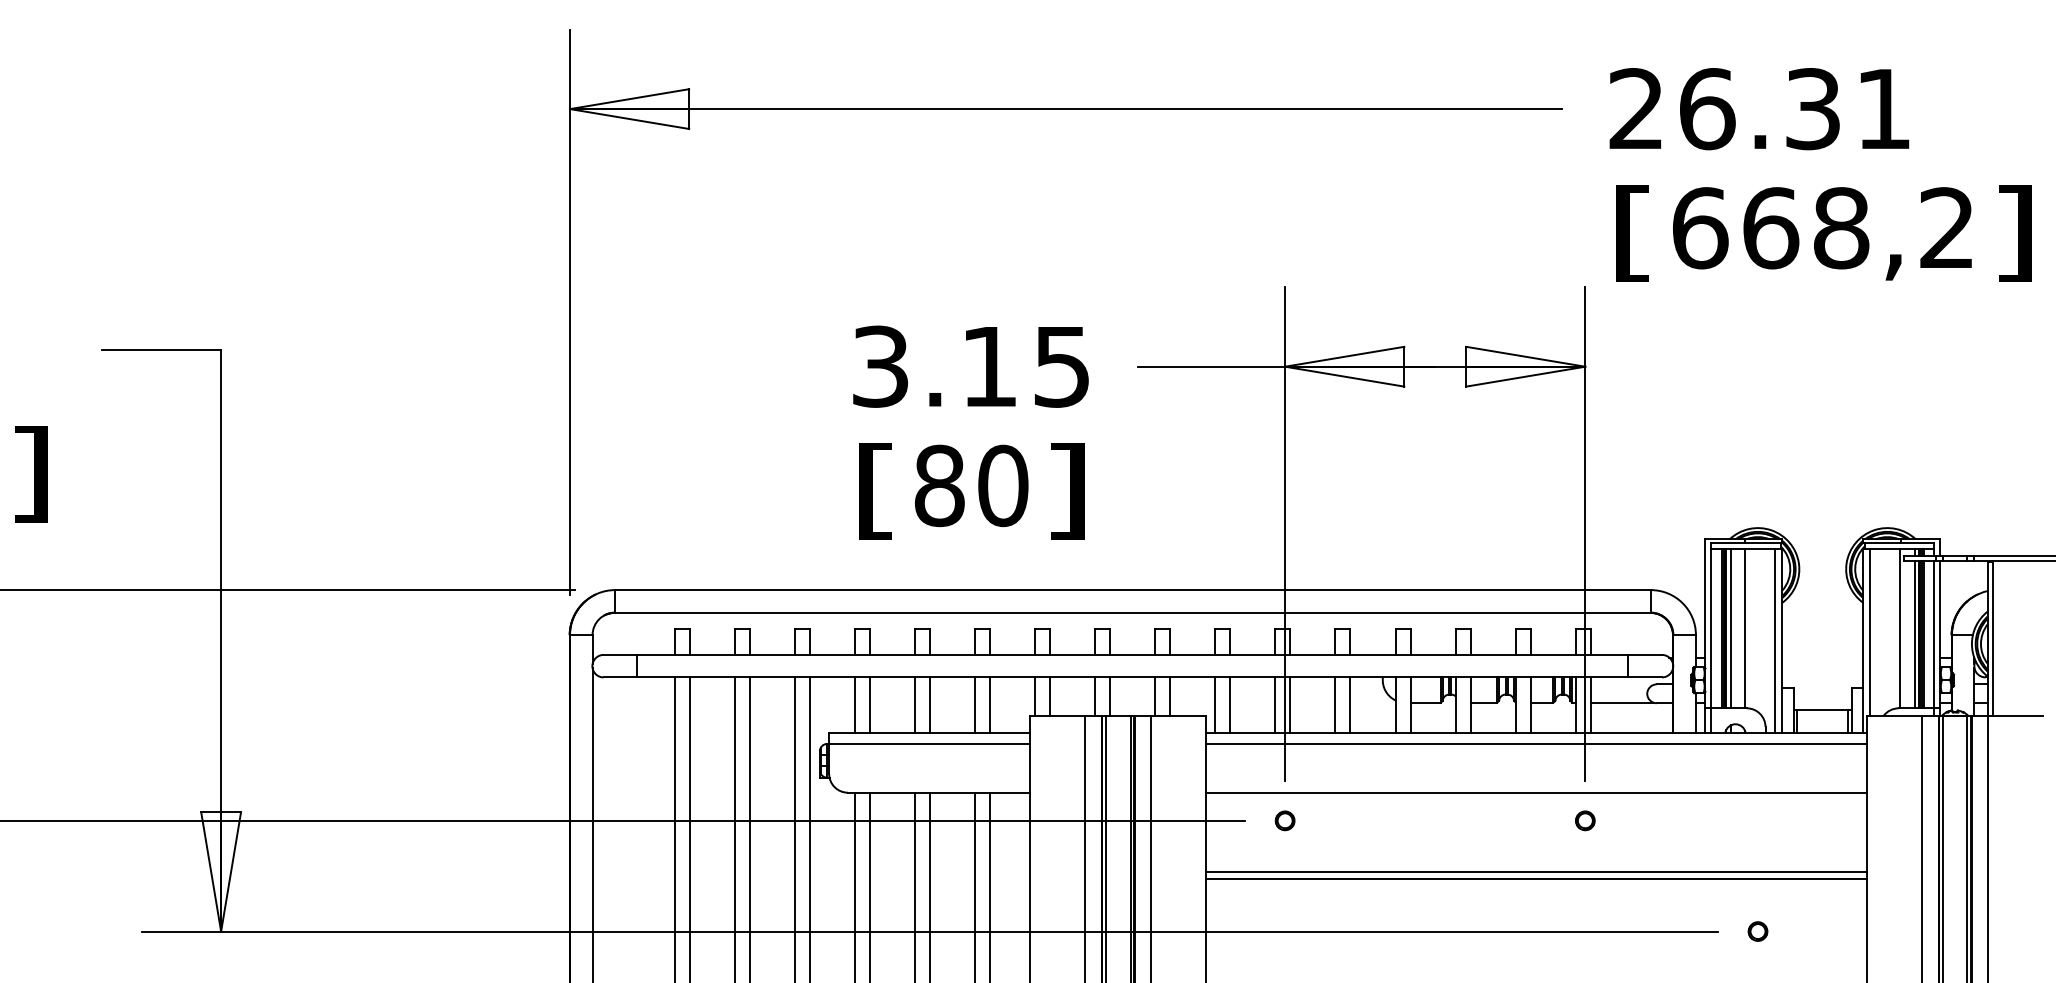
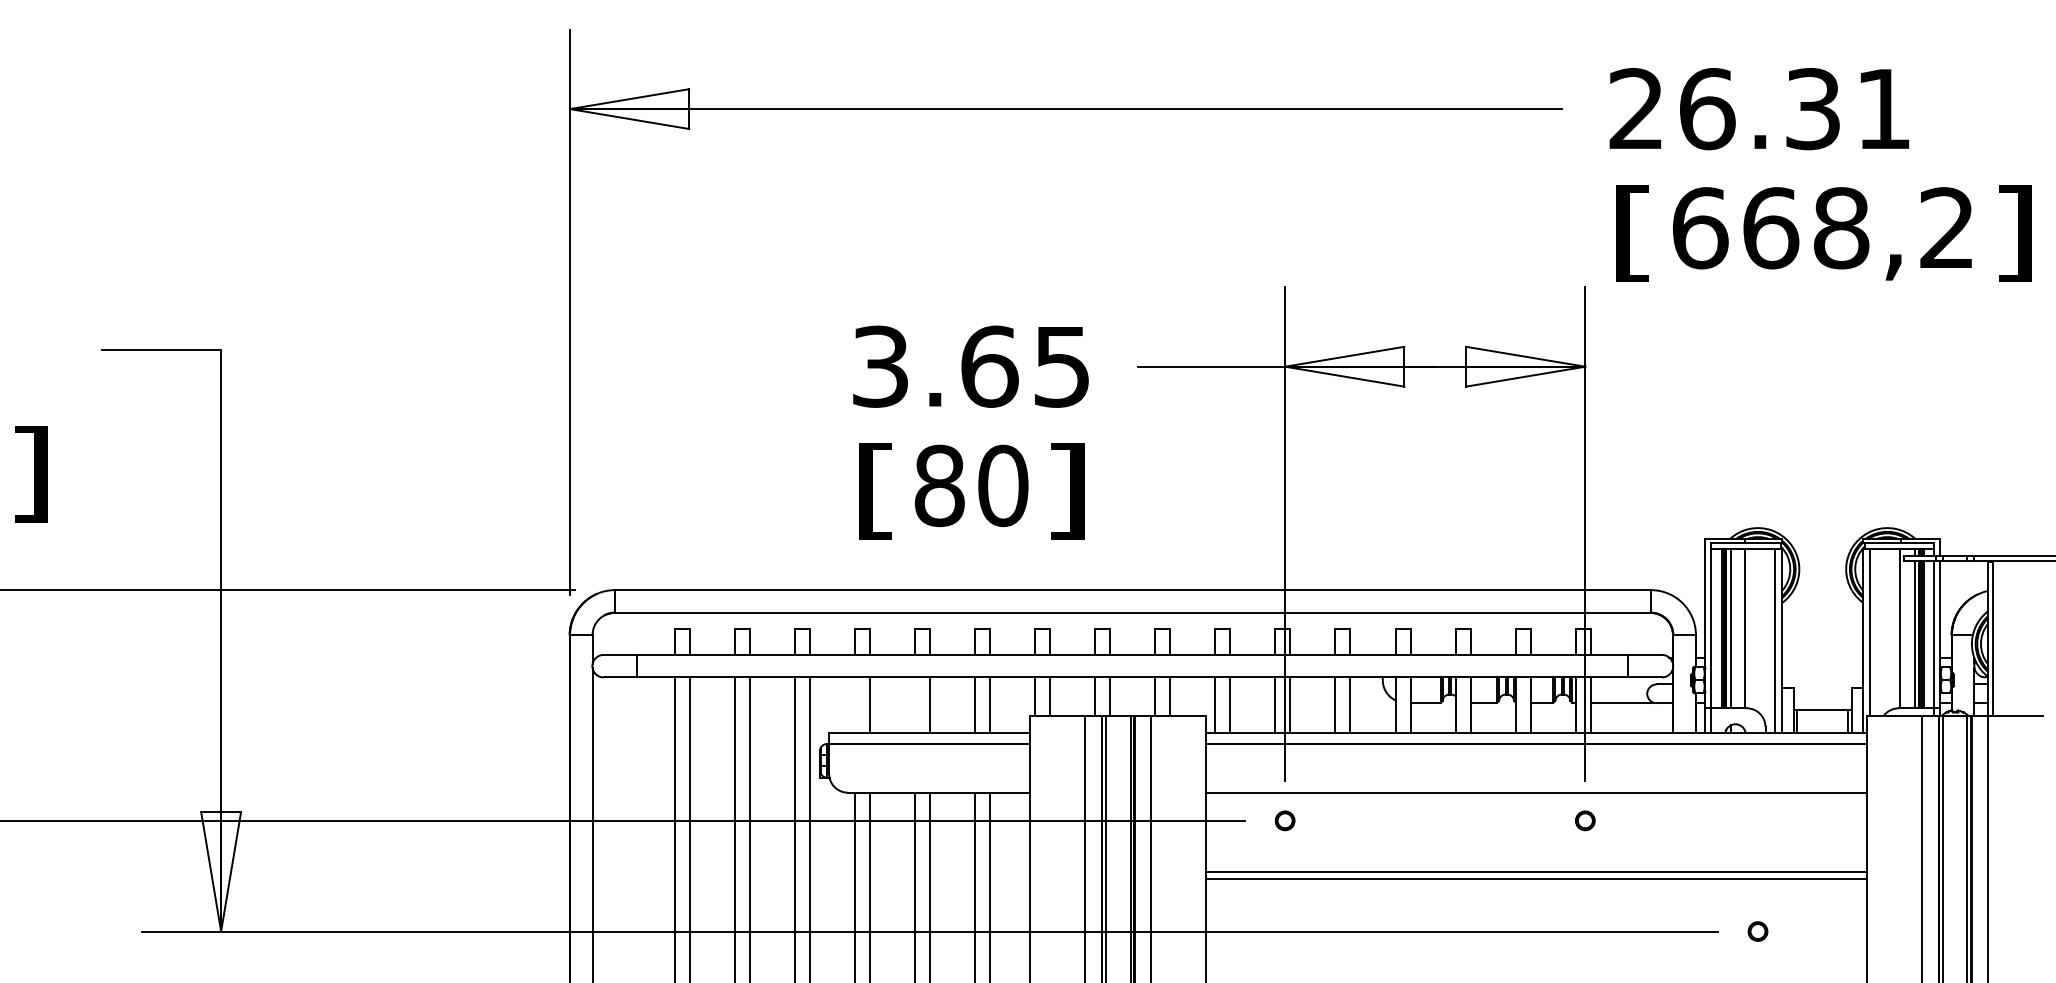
text: 3.15 -> 3.65 (989, 366)
line: present -> none (855, 704)
line: present -> none (915, 704)
